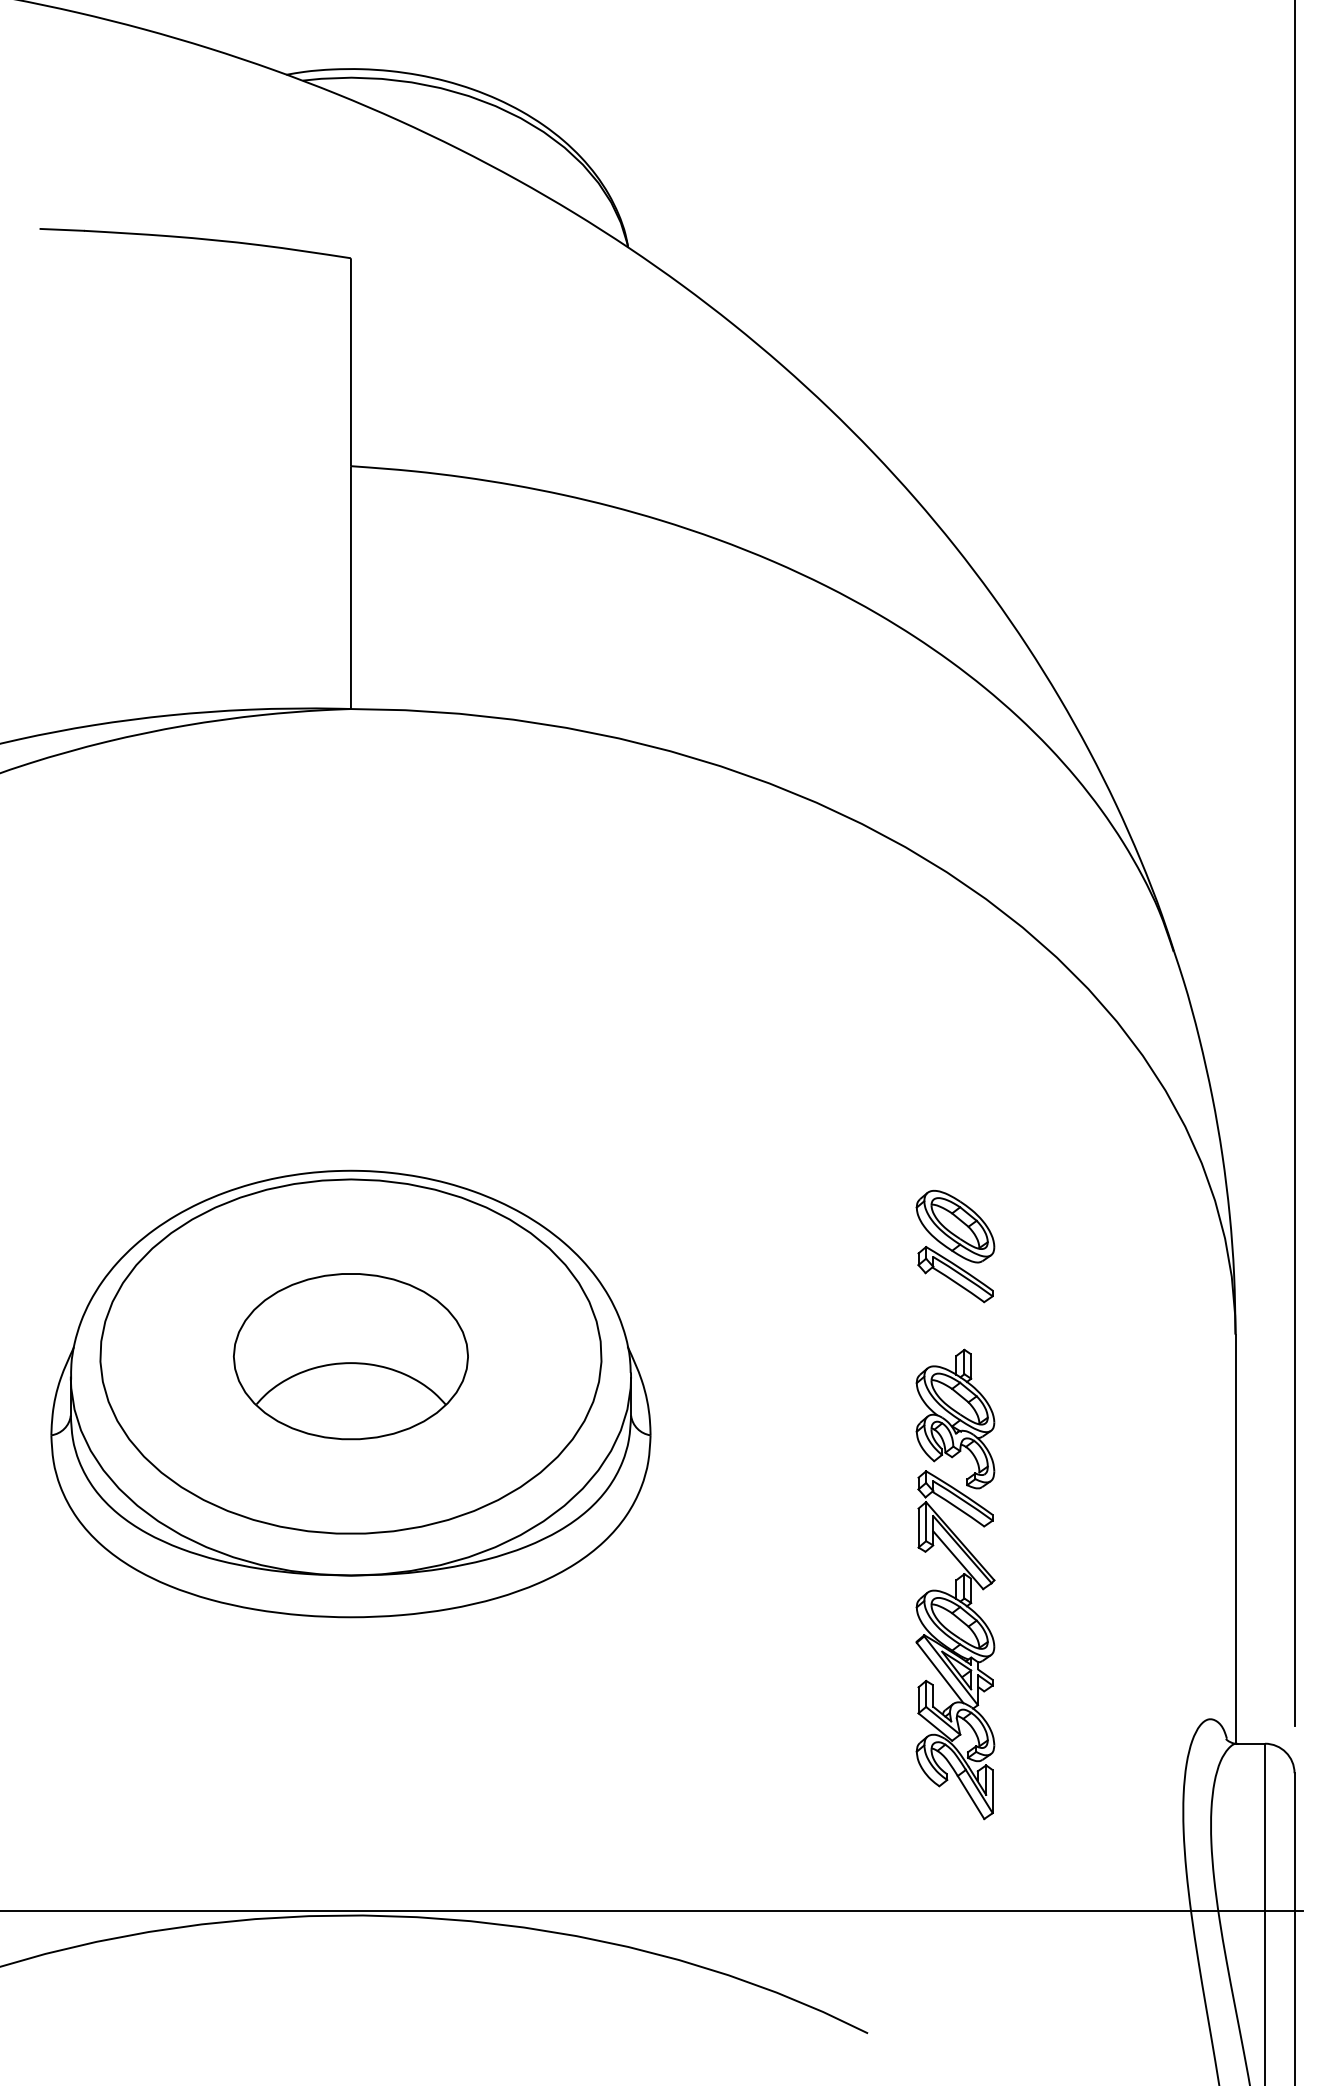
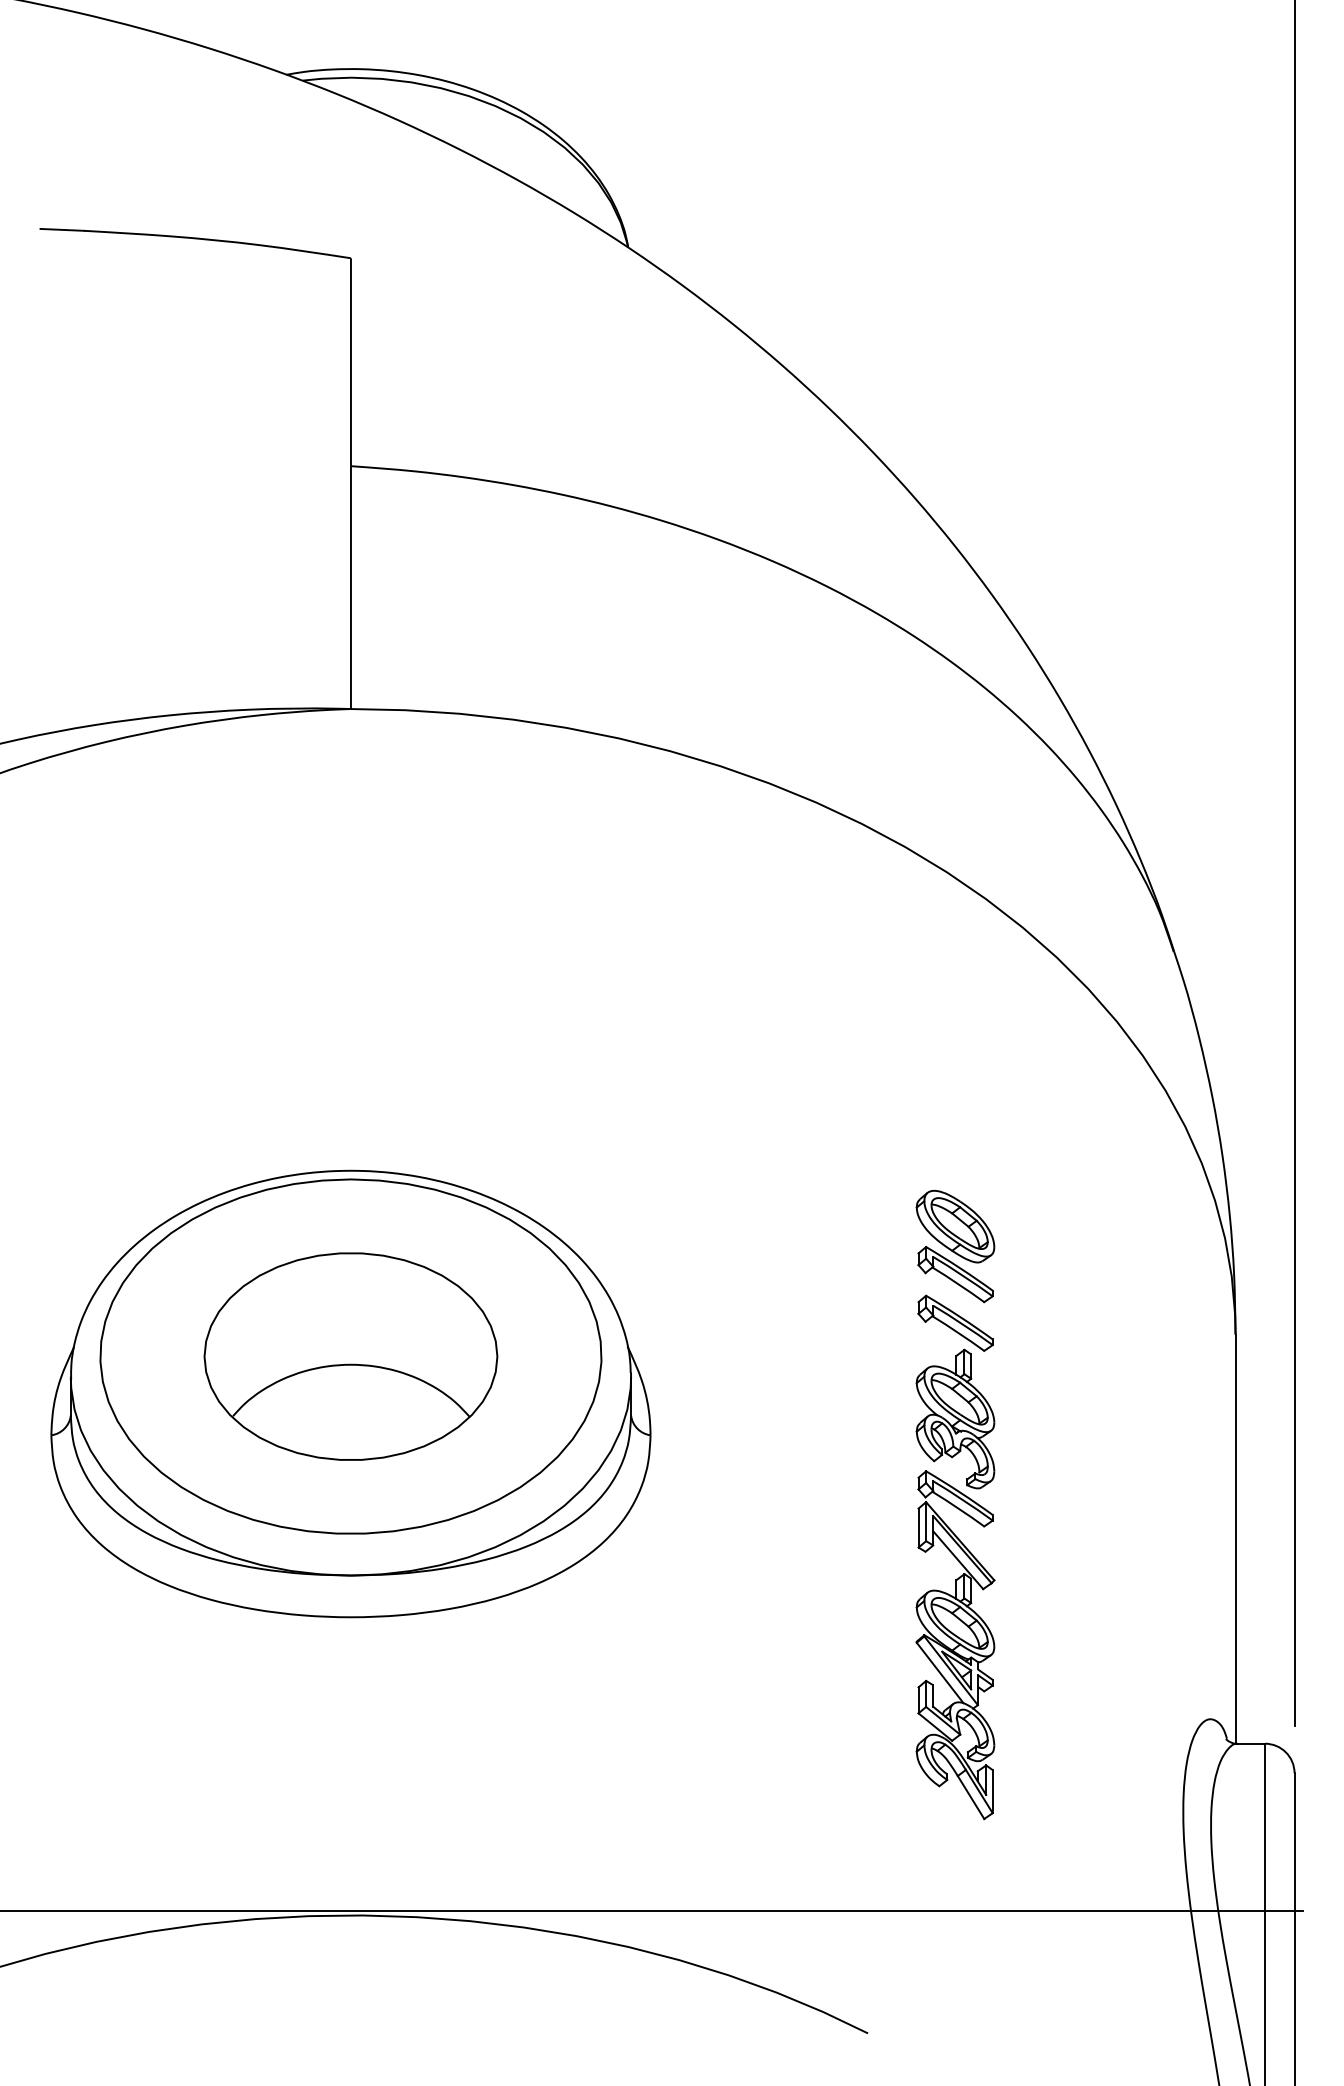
part: none -> present (955, 1322)
part size: 236x168 px -> 296x209 px (350, 1356)
